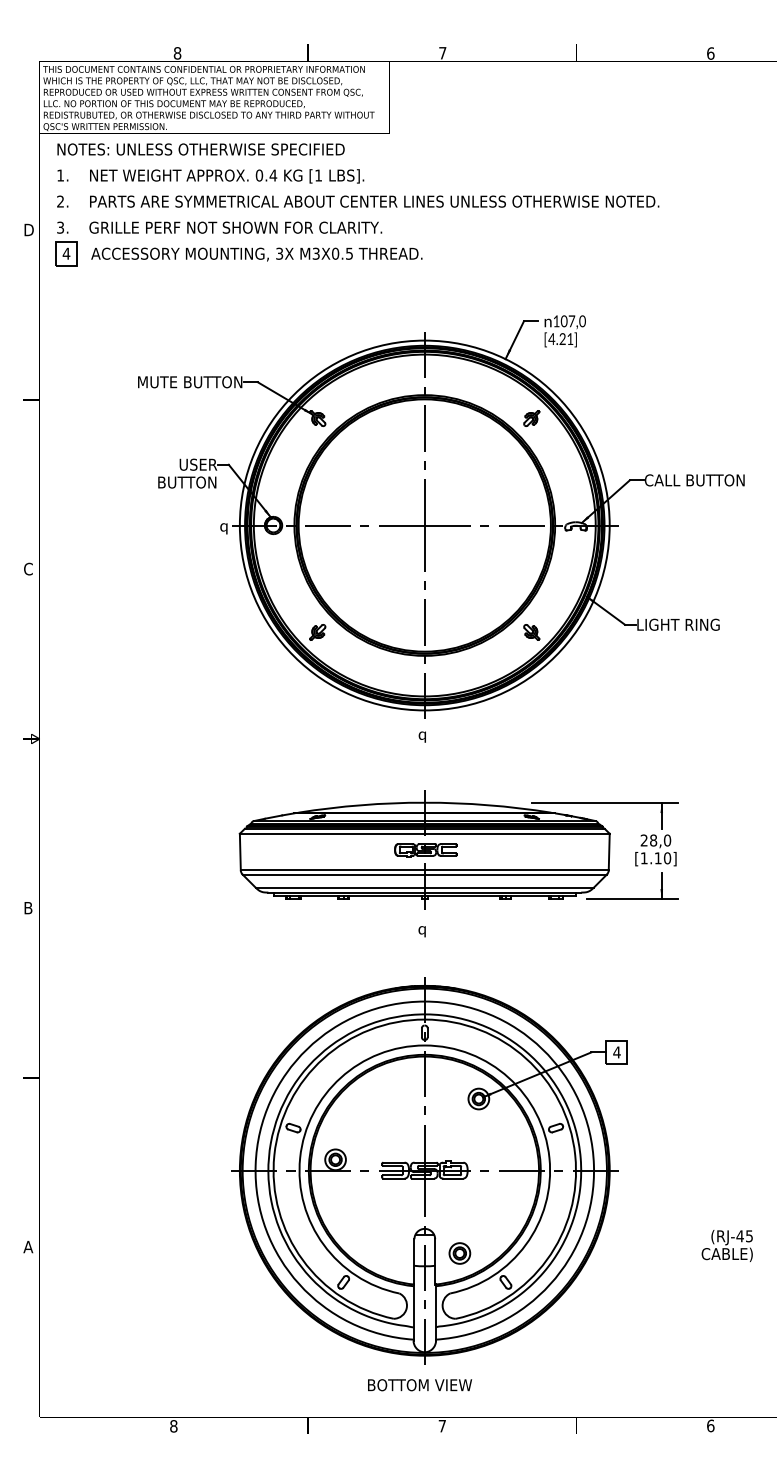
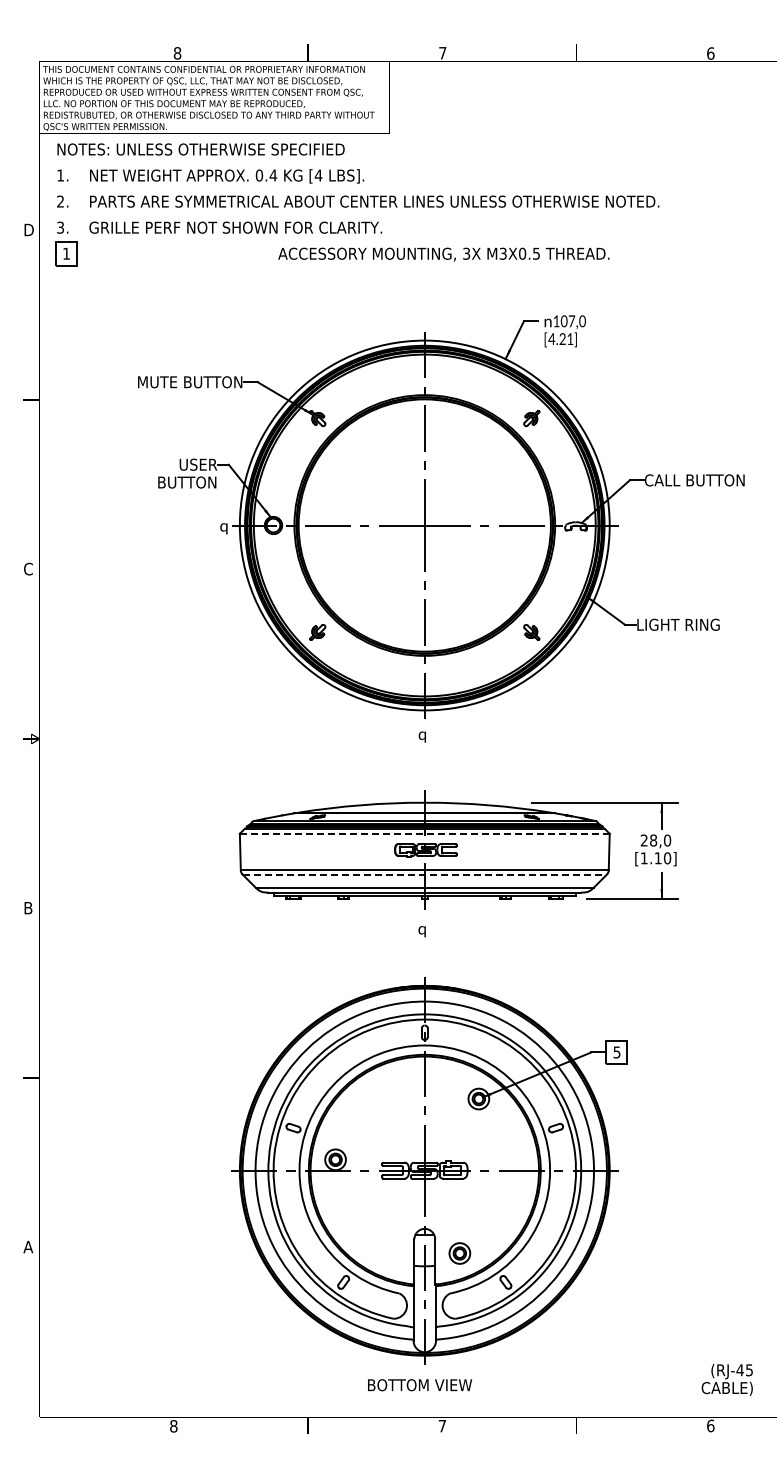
text: [1 -> [4 (318, 175)
text: 4 -> 1 (66, 253)
text position: (256, 254) -> (443, 254) (443, 254)
line: solid -> dashed (424, 833)
line: solid -> dashed (425, 874)
text: 4 -> 5 (616, 1052)
text position: (726, 1245) -> (726, 1379) (726, 1379)
